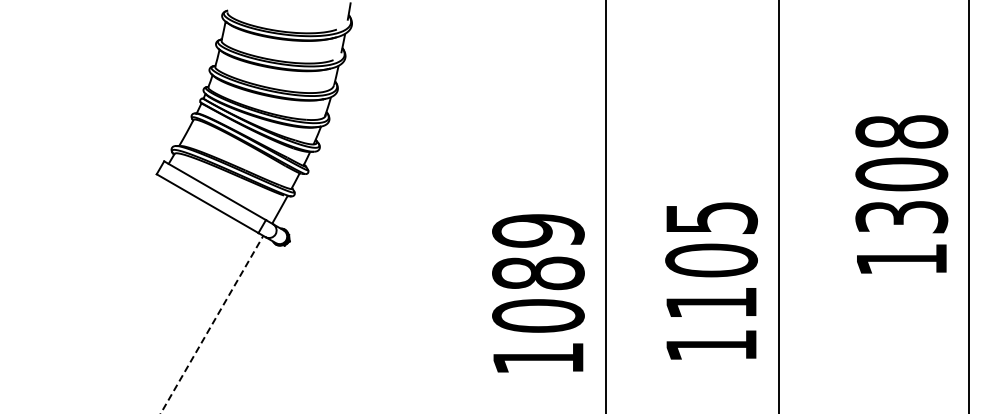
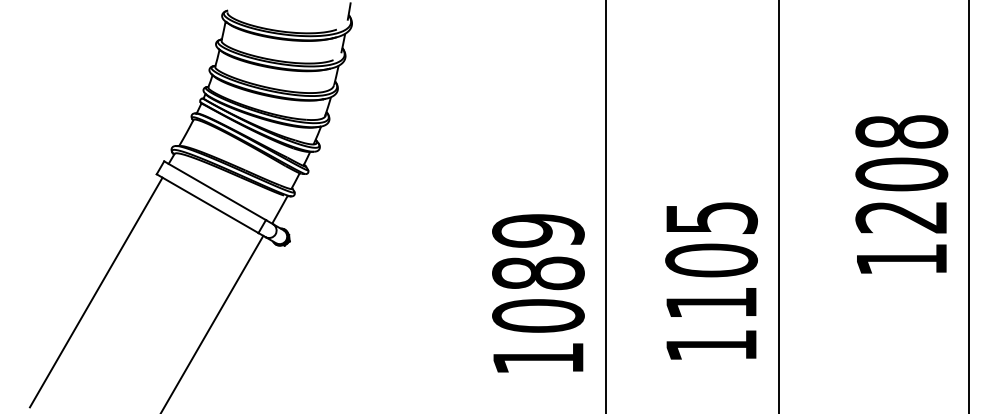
text: 1308 -> 1208 (901, 217)
line: none -> present (95, 292)
line: dashed -> solid (212, 324)
